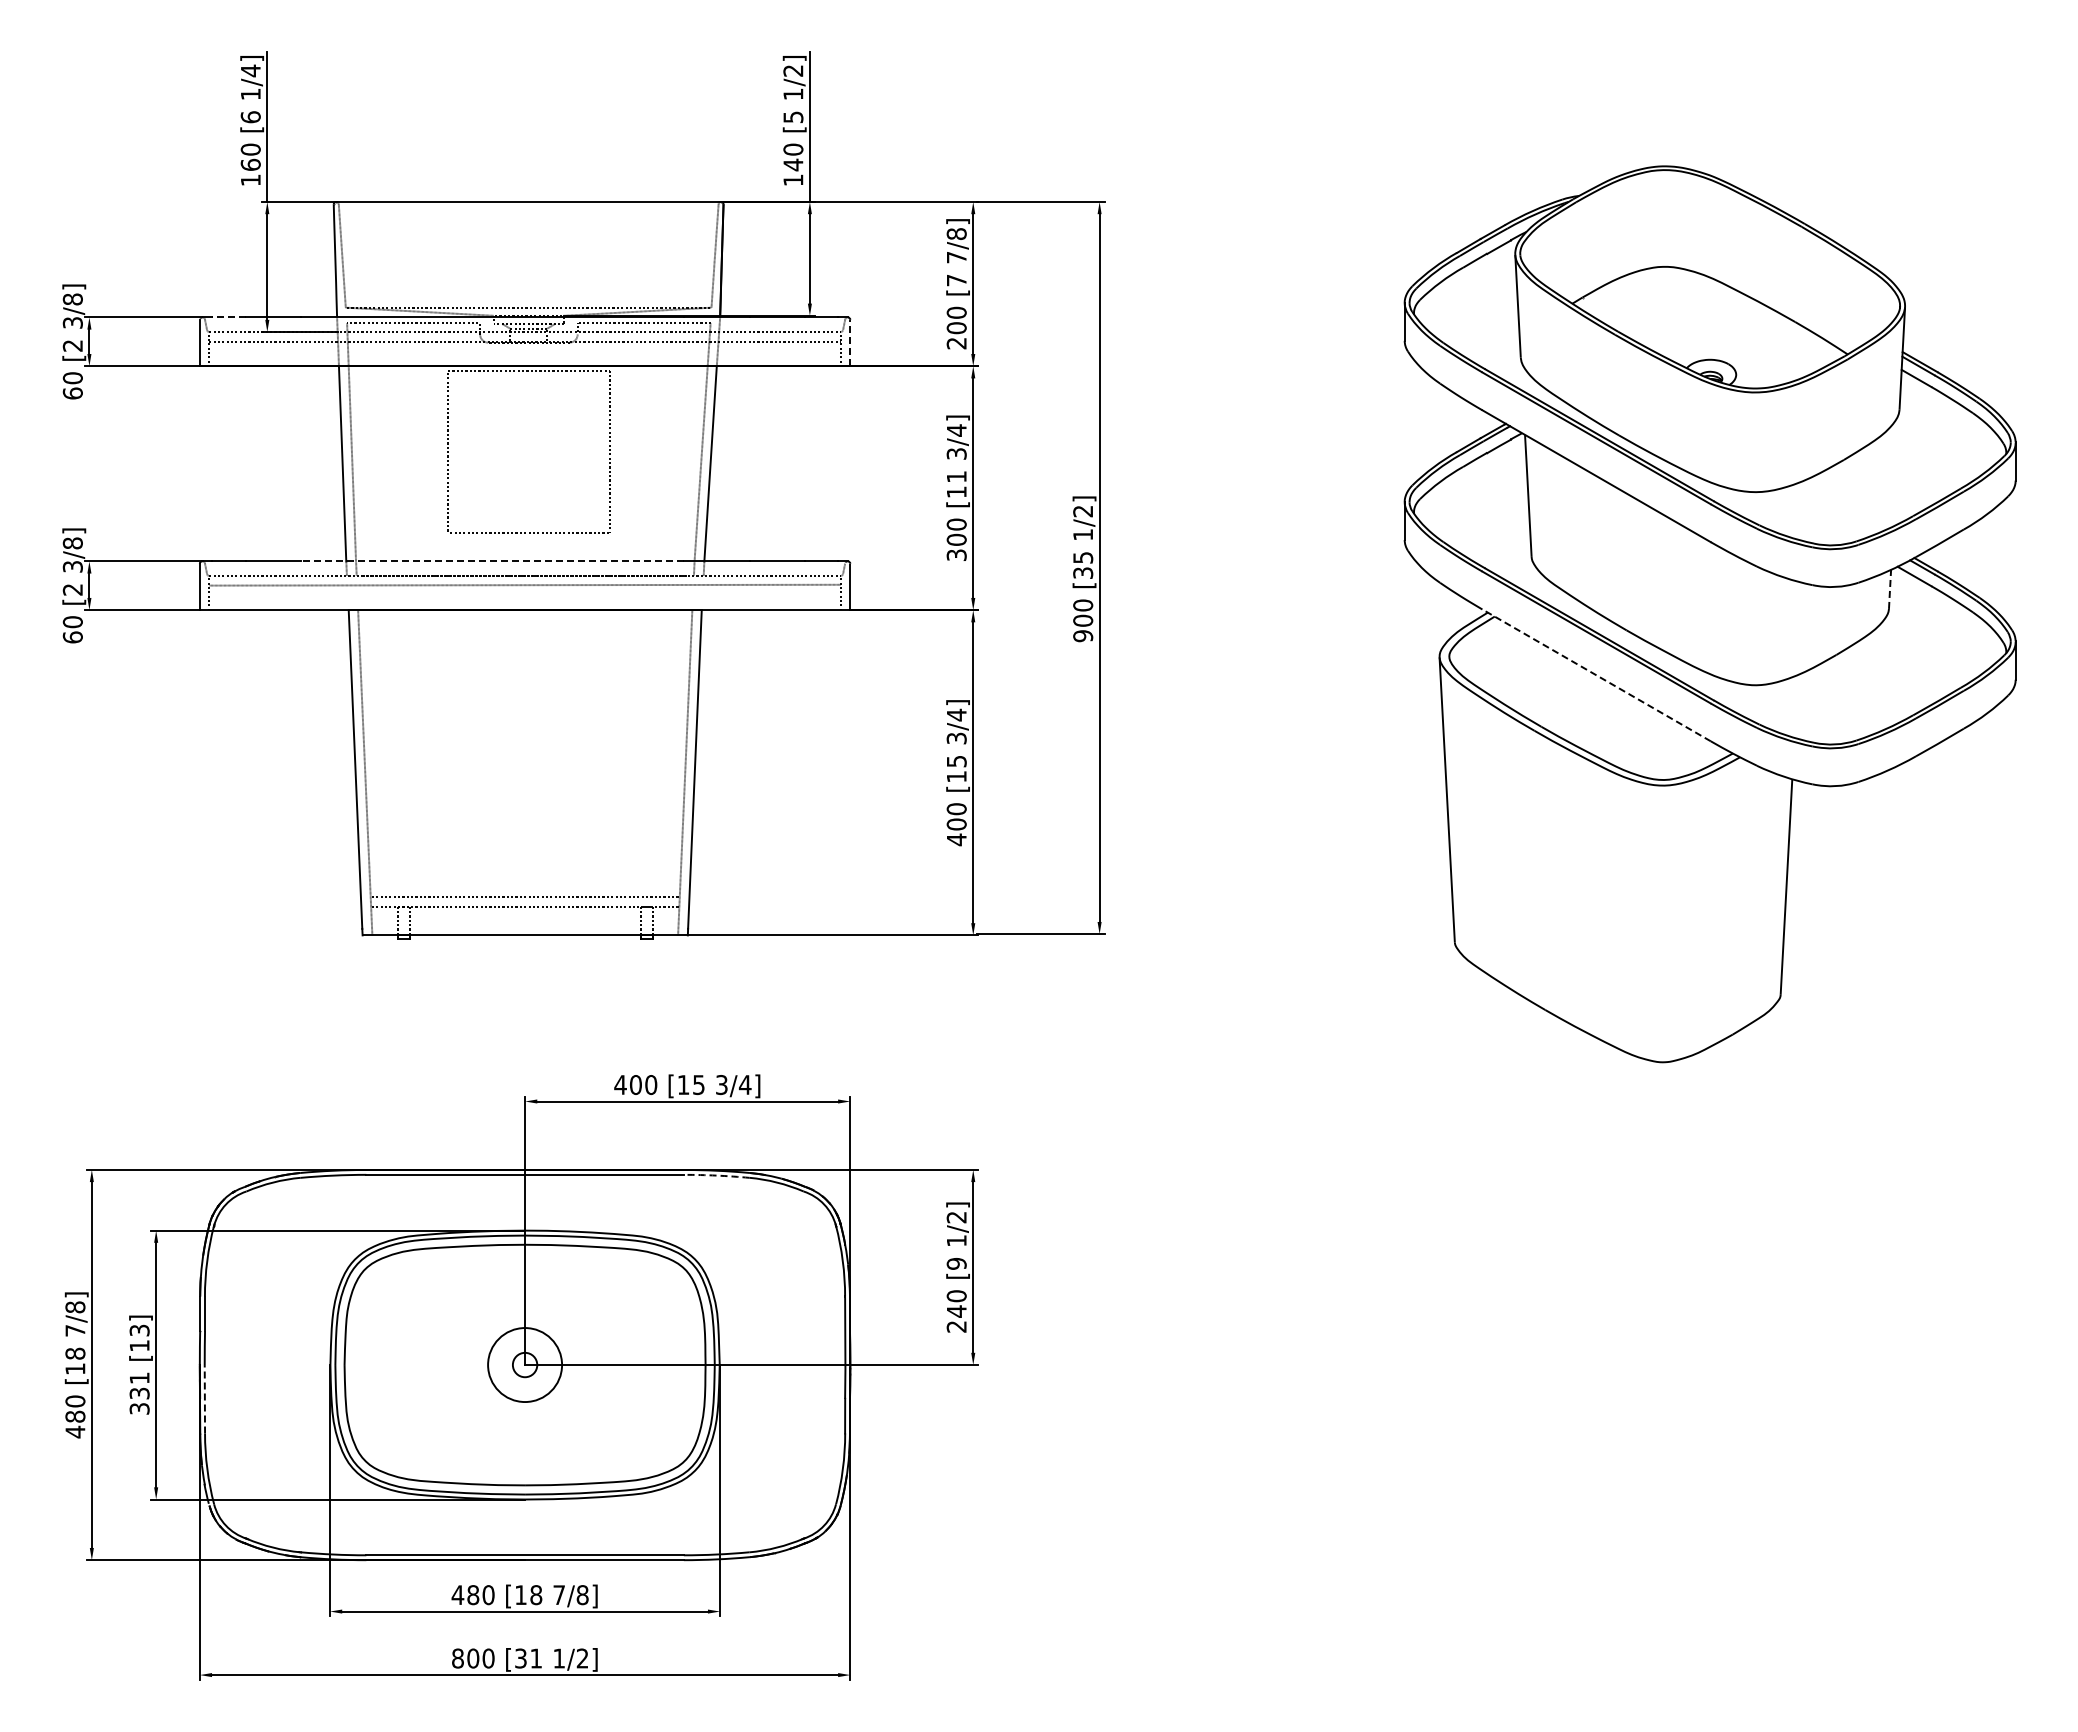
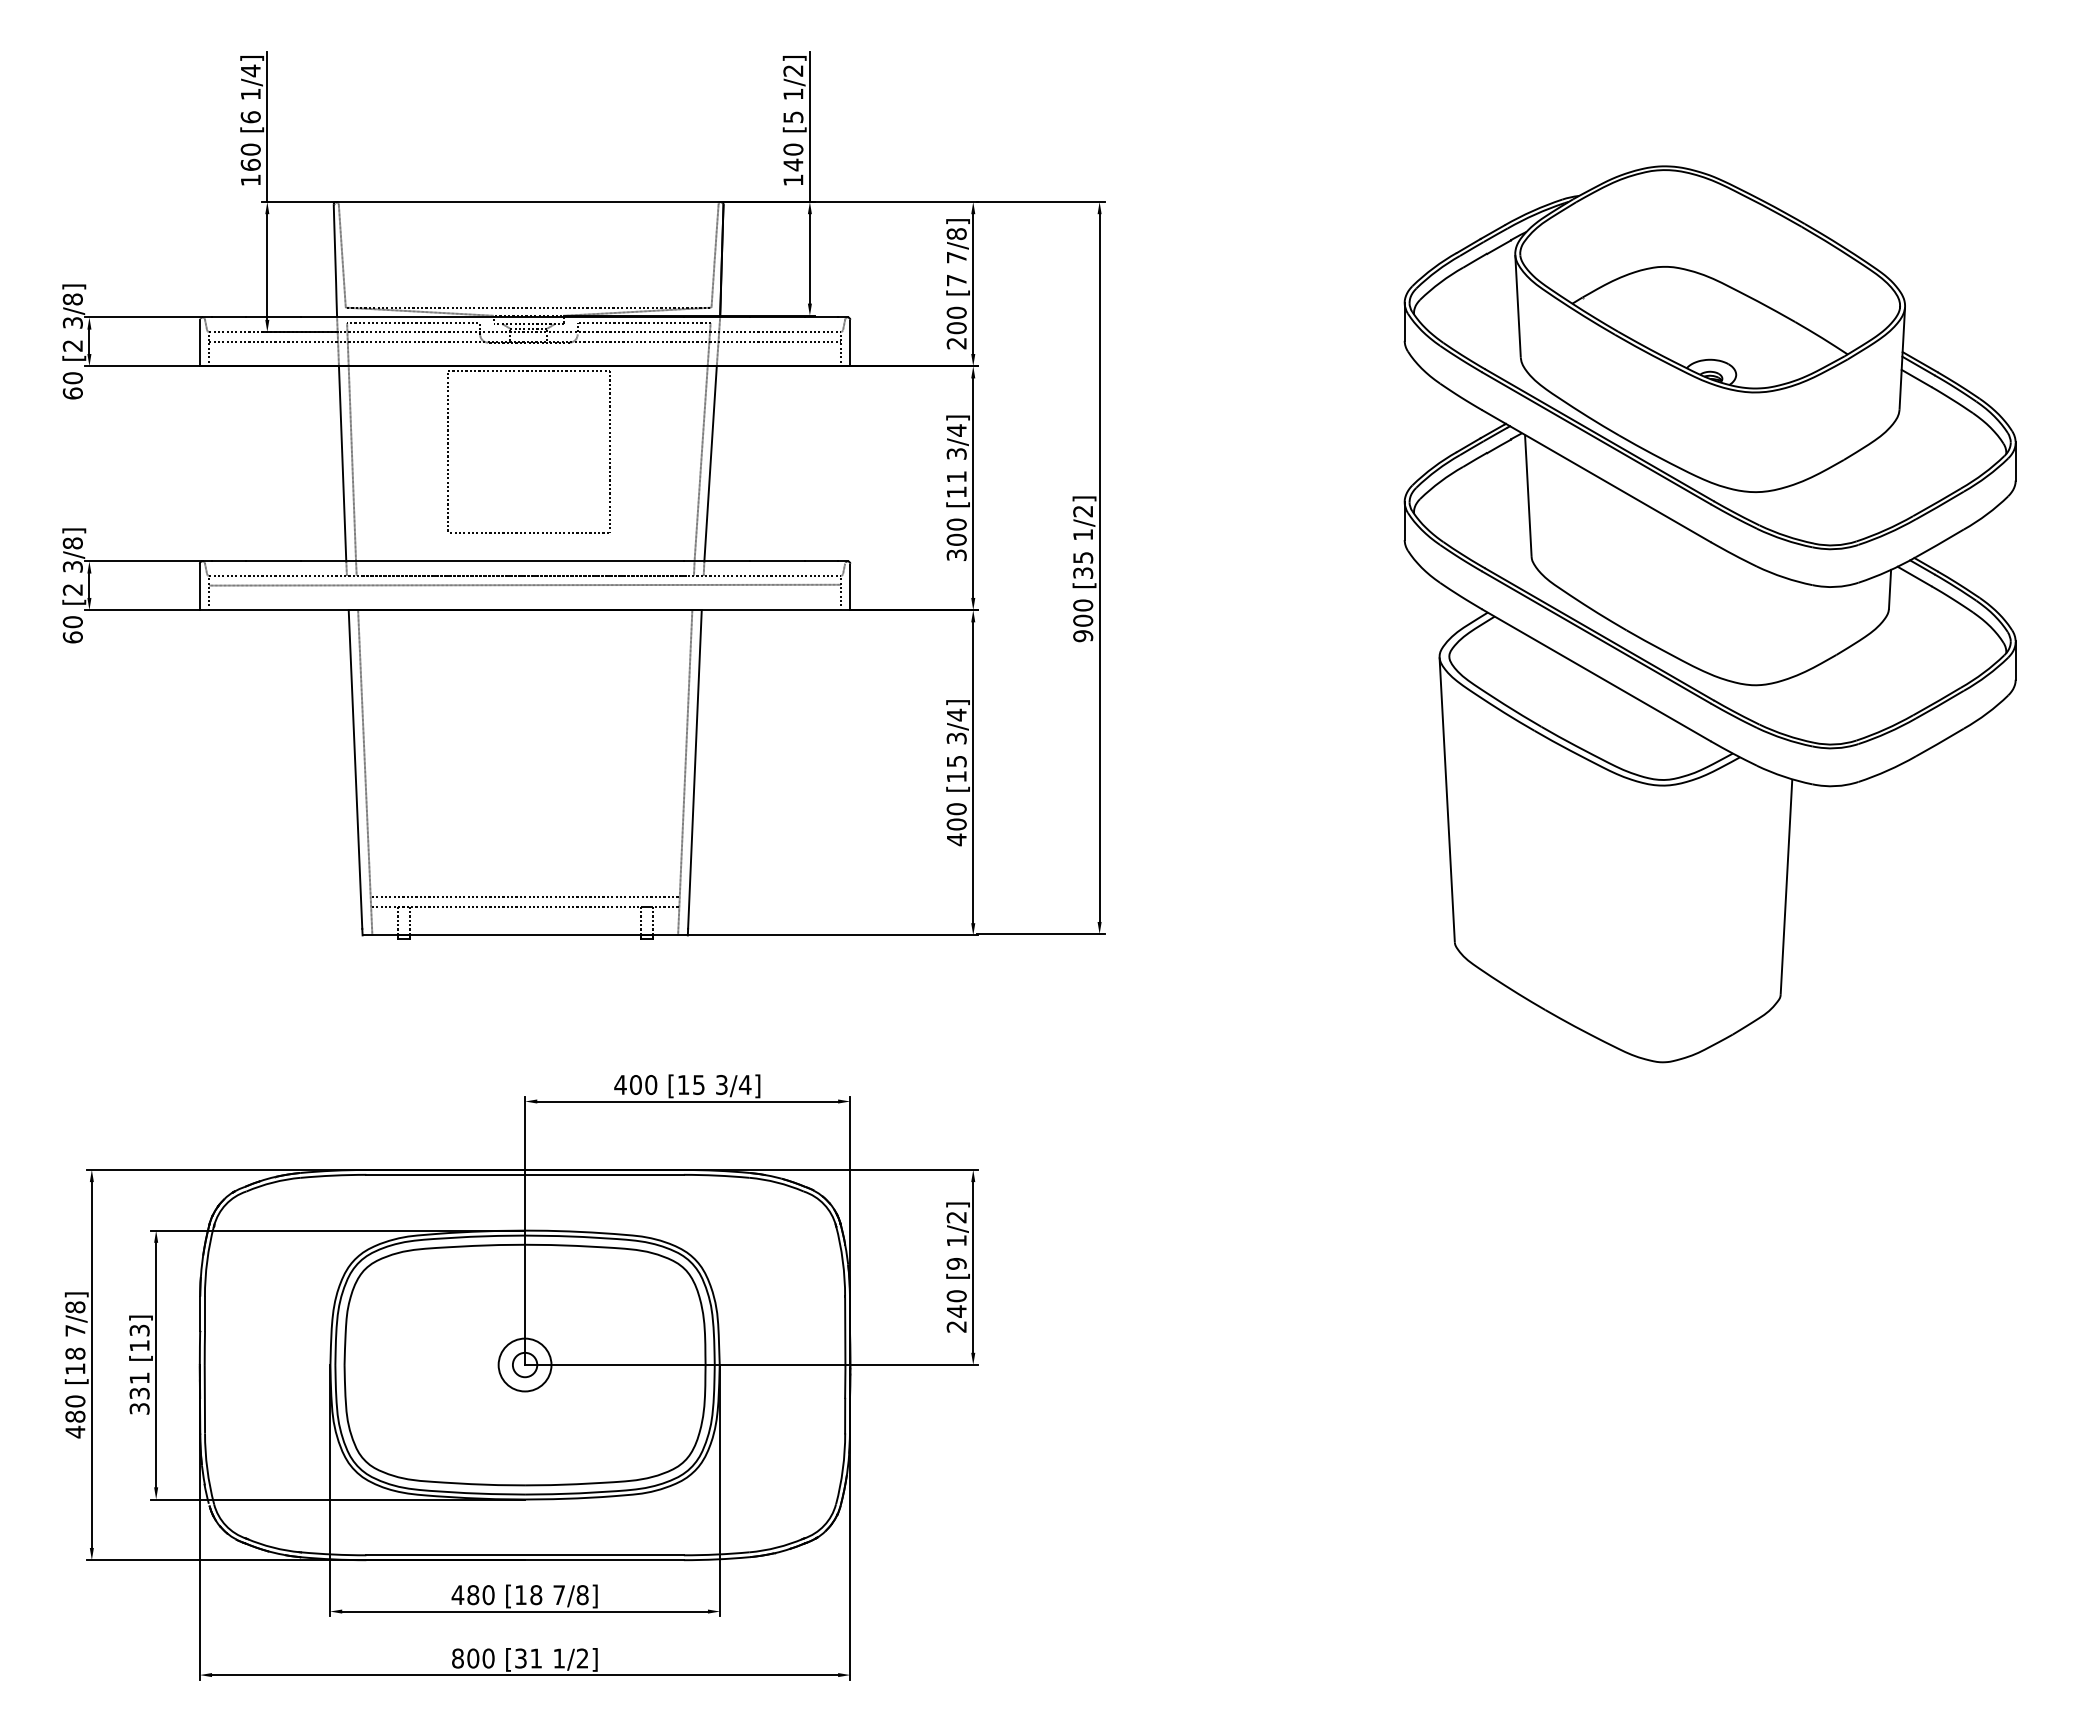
line: dashed -> solid (228, 317)
line: dashed -> solid (850, 343)
line: dashed -> solid (492, 561)
line: dashed -> solid (1890, 589)
line: dashed -> solid (1596, 675)
arc: dashed -> solid (716, 1175)
circle diameter: 74 px -> 53 px (524, 1364)
line: dashed -> solid (204, 1398)
